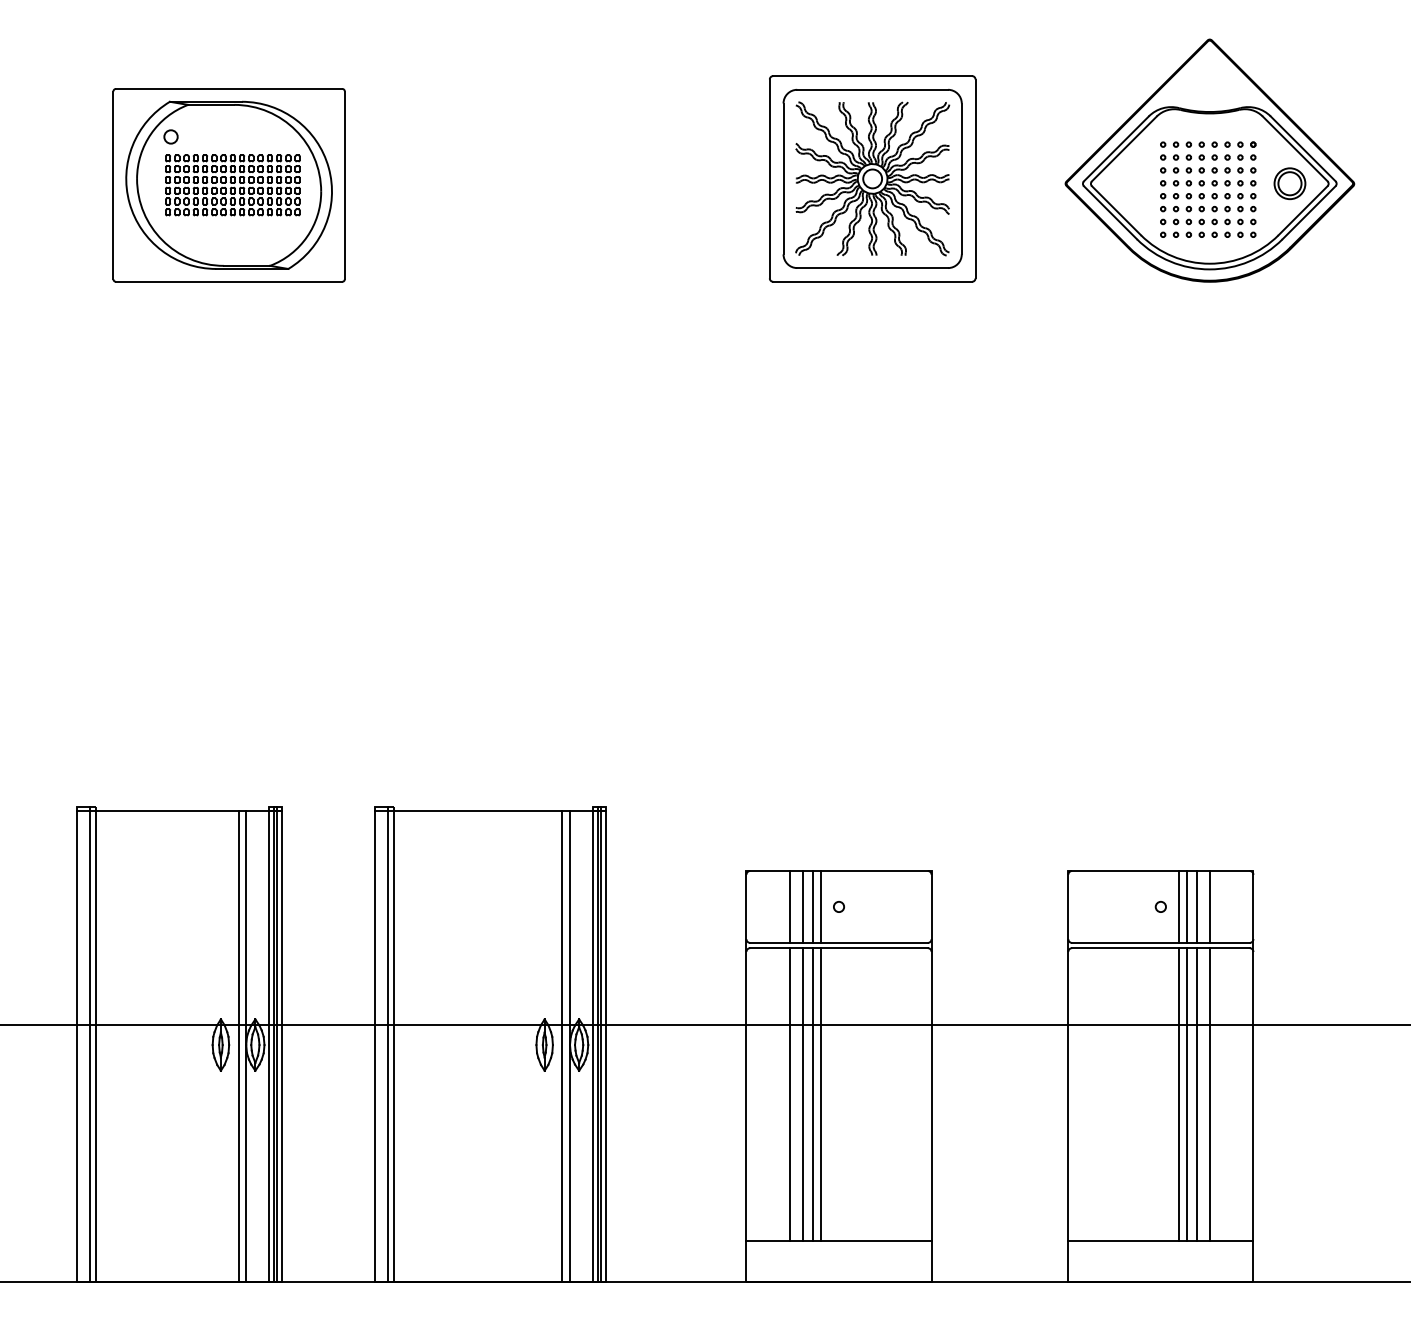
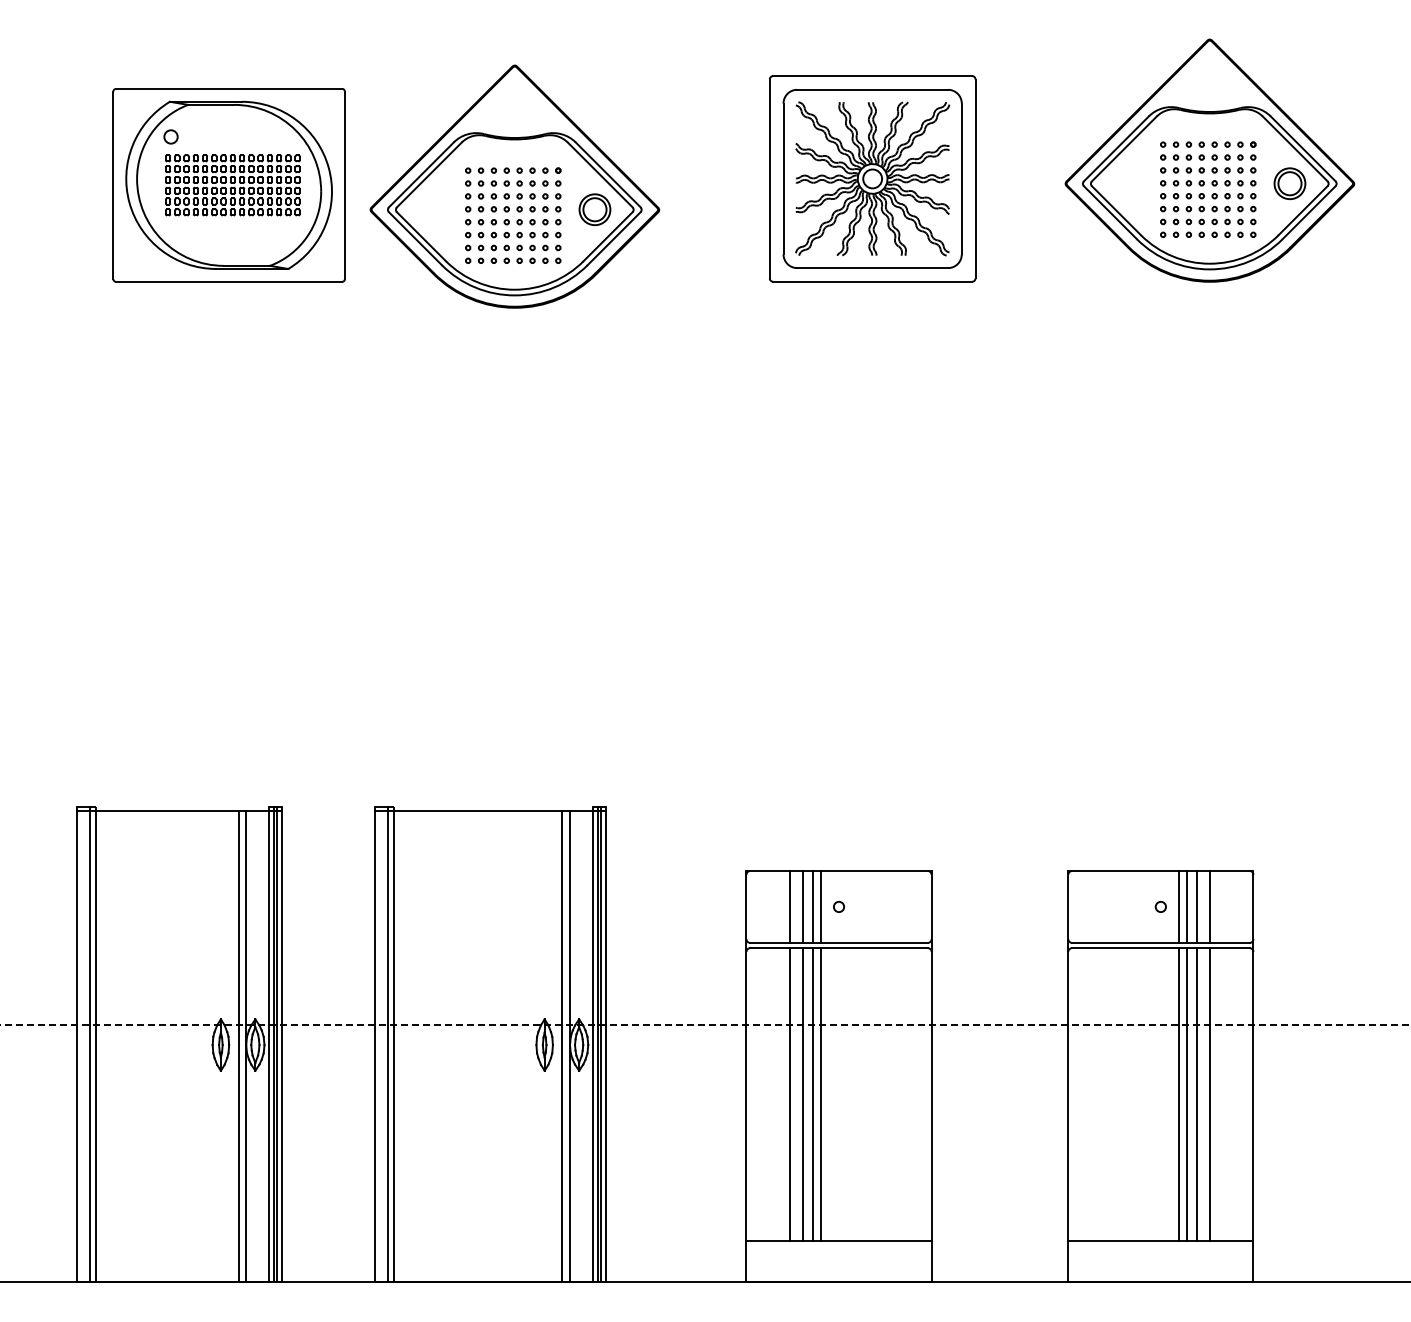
part: none -> present (514, 186)
line: solid -> dashed (705, 1025)
